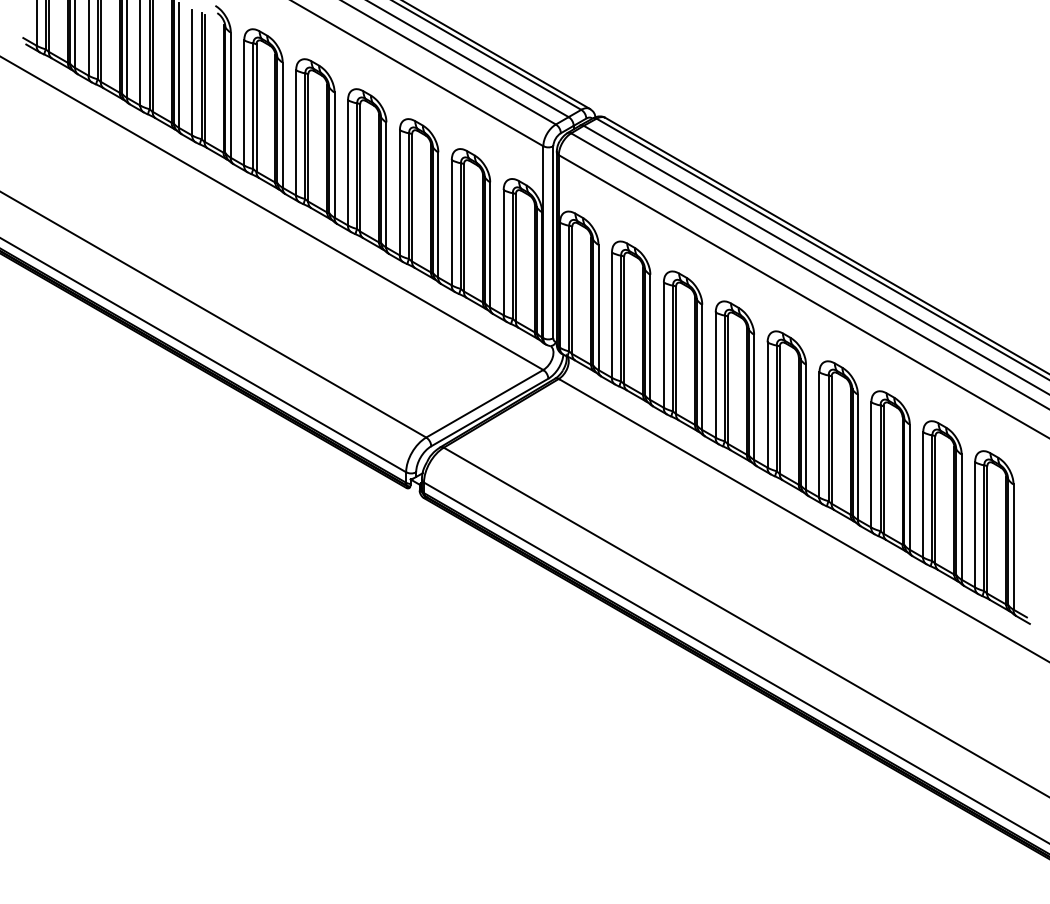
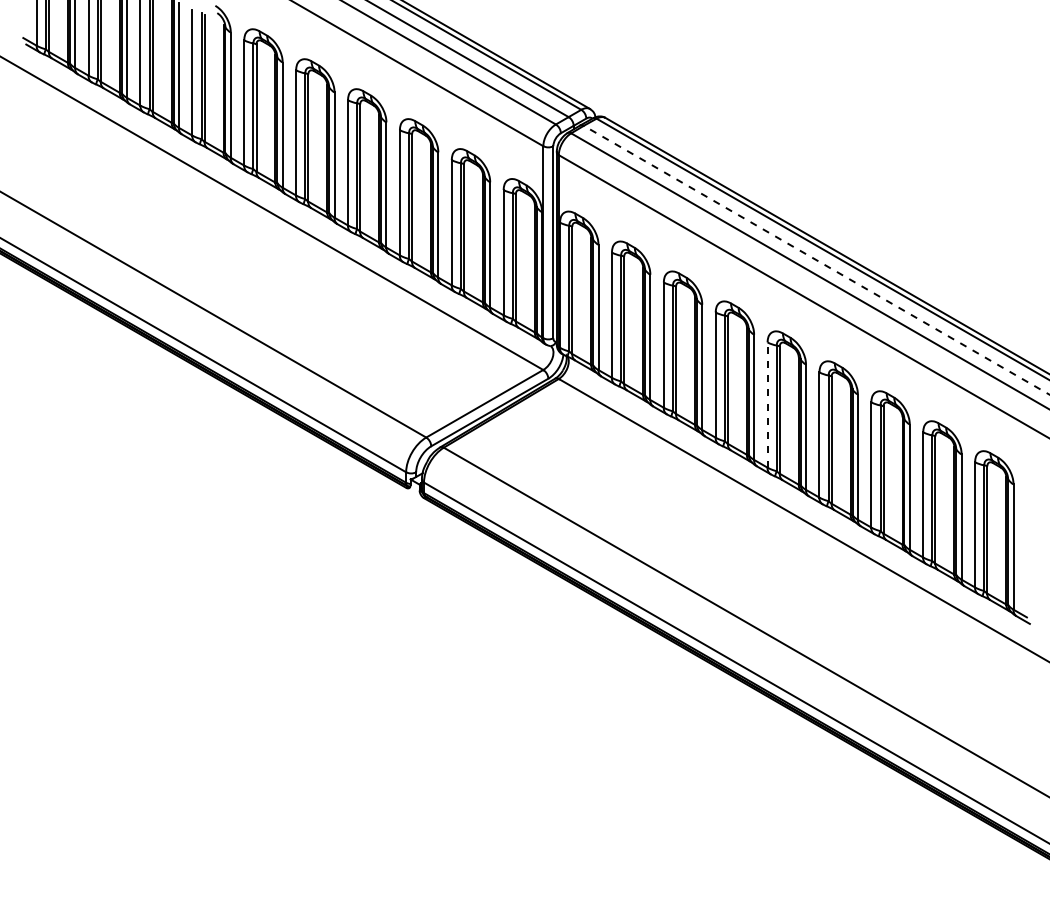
line: solid -> dashed (816, 260)
line: solid -> dashed (767, 405)
